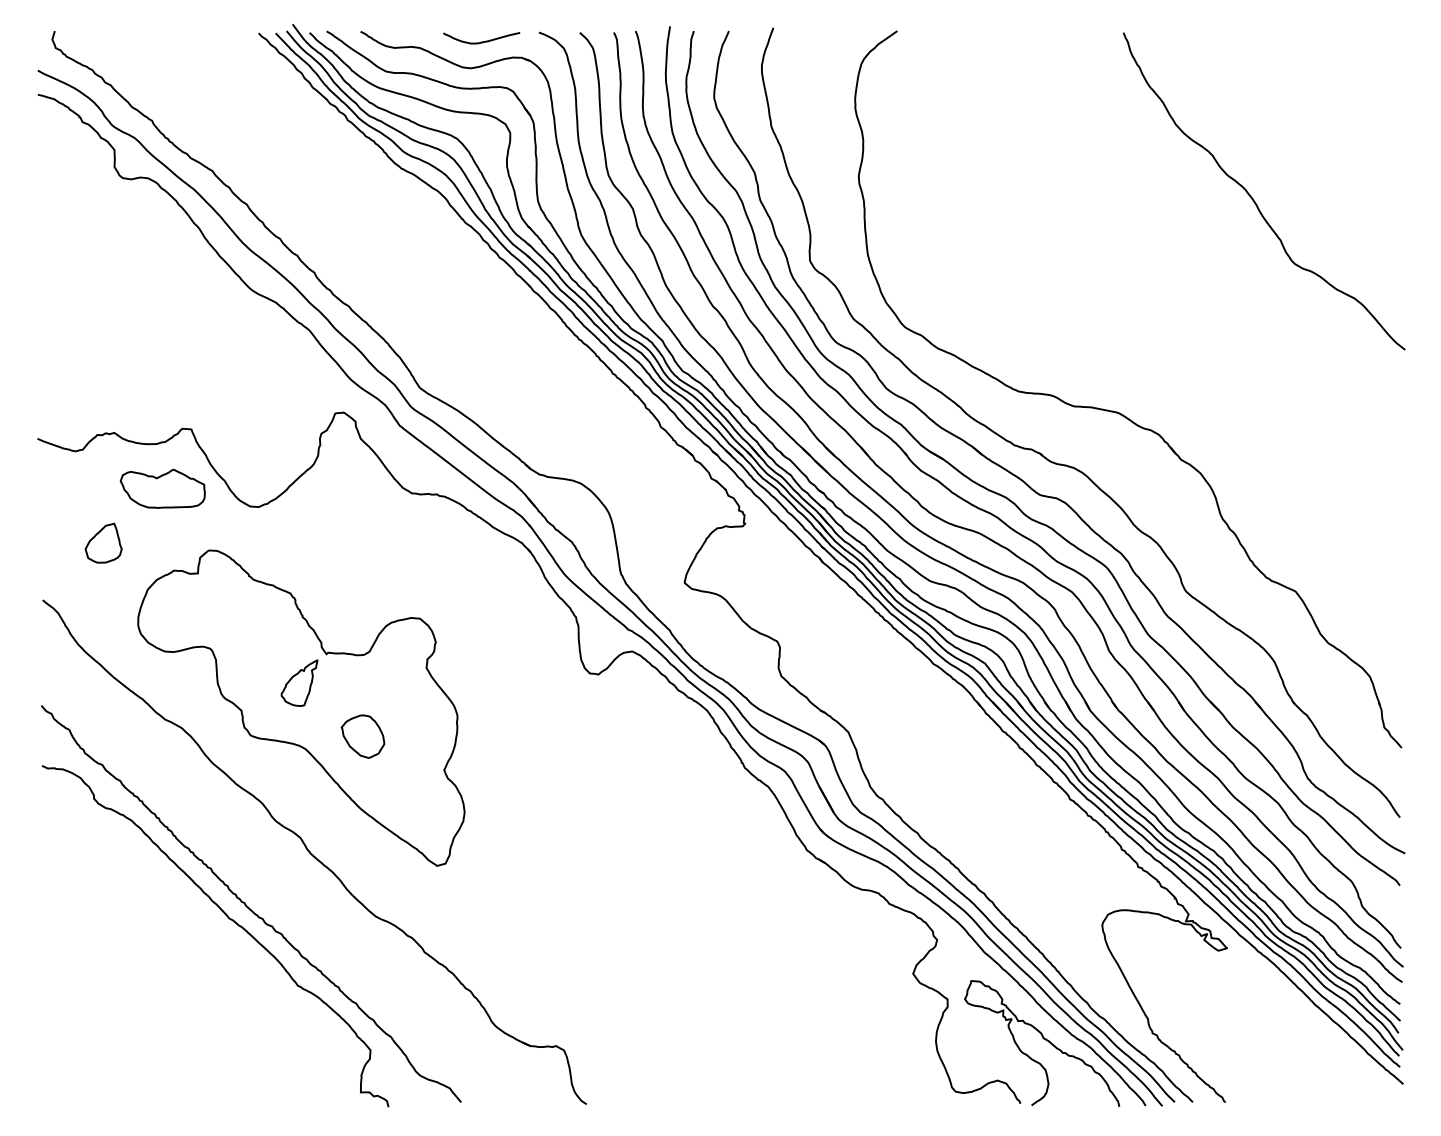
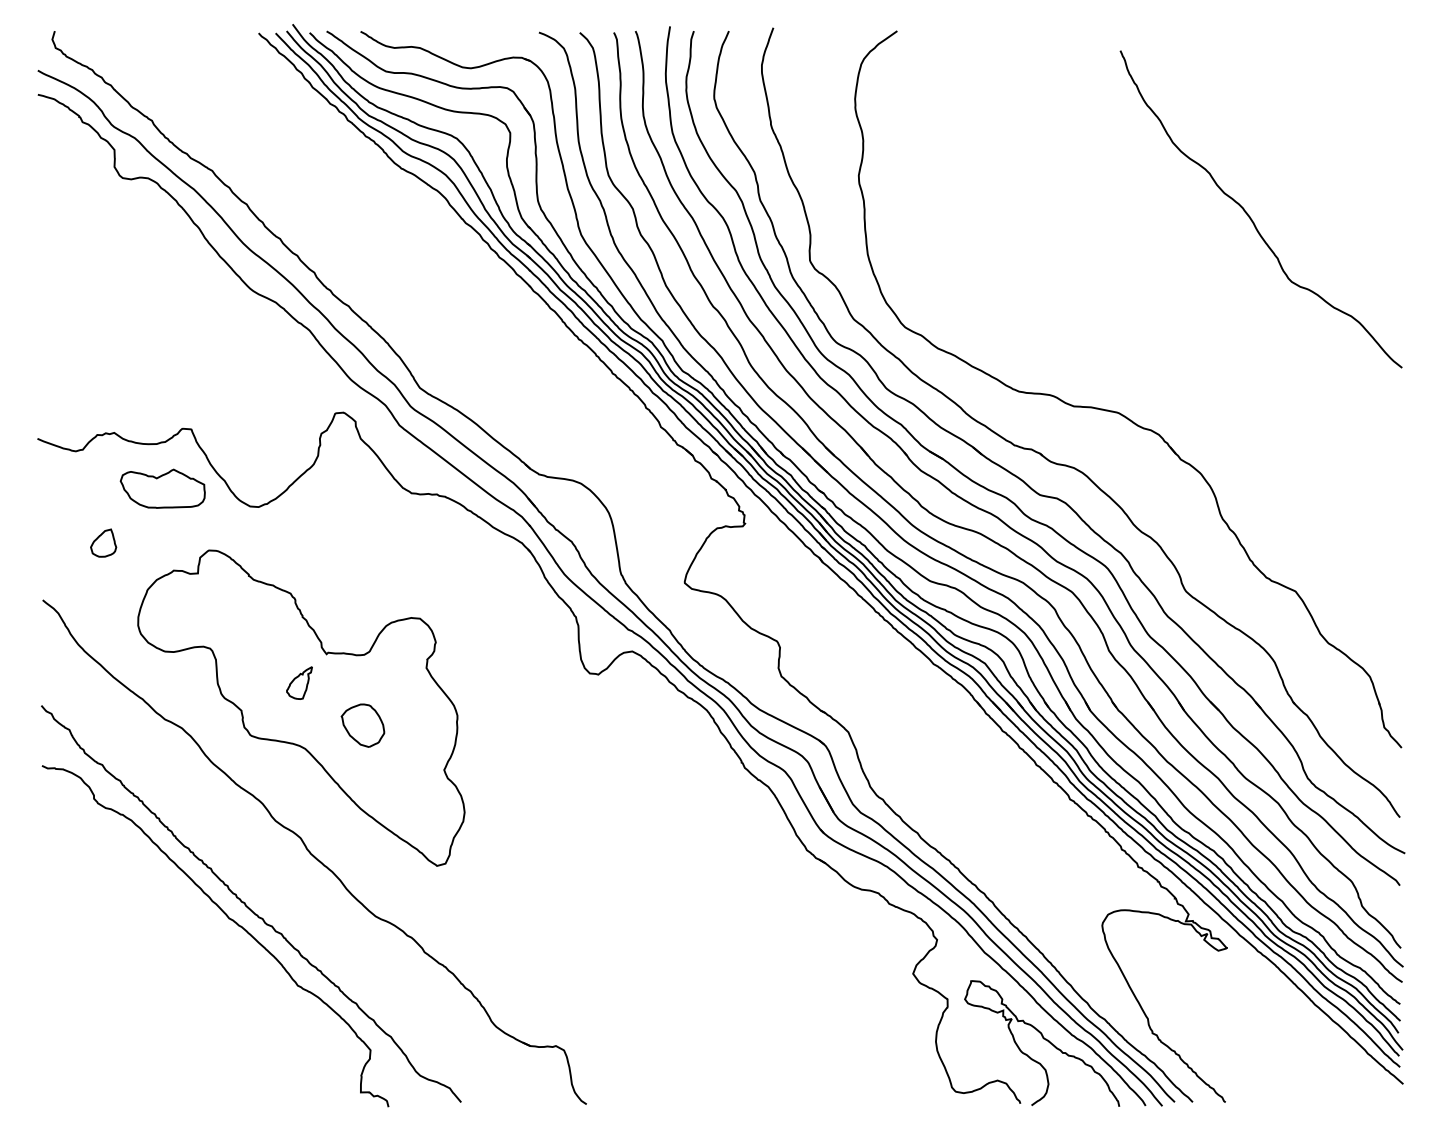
curve: present -> none (481, 41)
curve position: (1253, 198) -> (1250, 216) (1250, 216)
part size: 39x42 px -> 28x30 px (103, 542)
part size: 39x48 px -> 27x34 px (299, 682)
part position: (362, 736) -> (362, 725) (362, 725)
